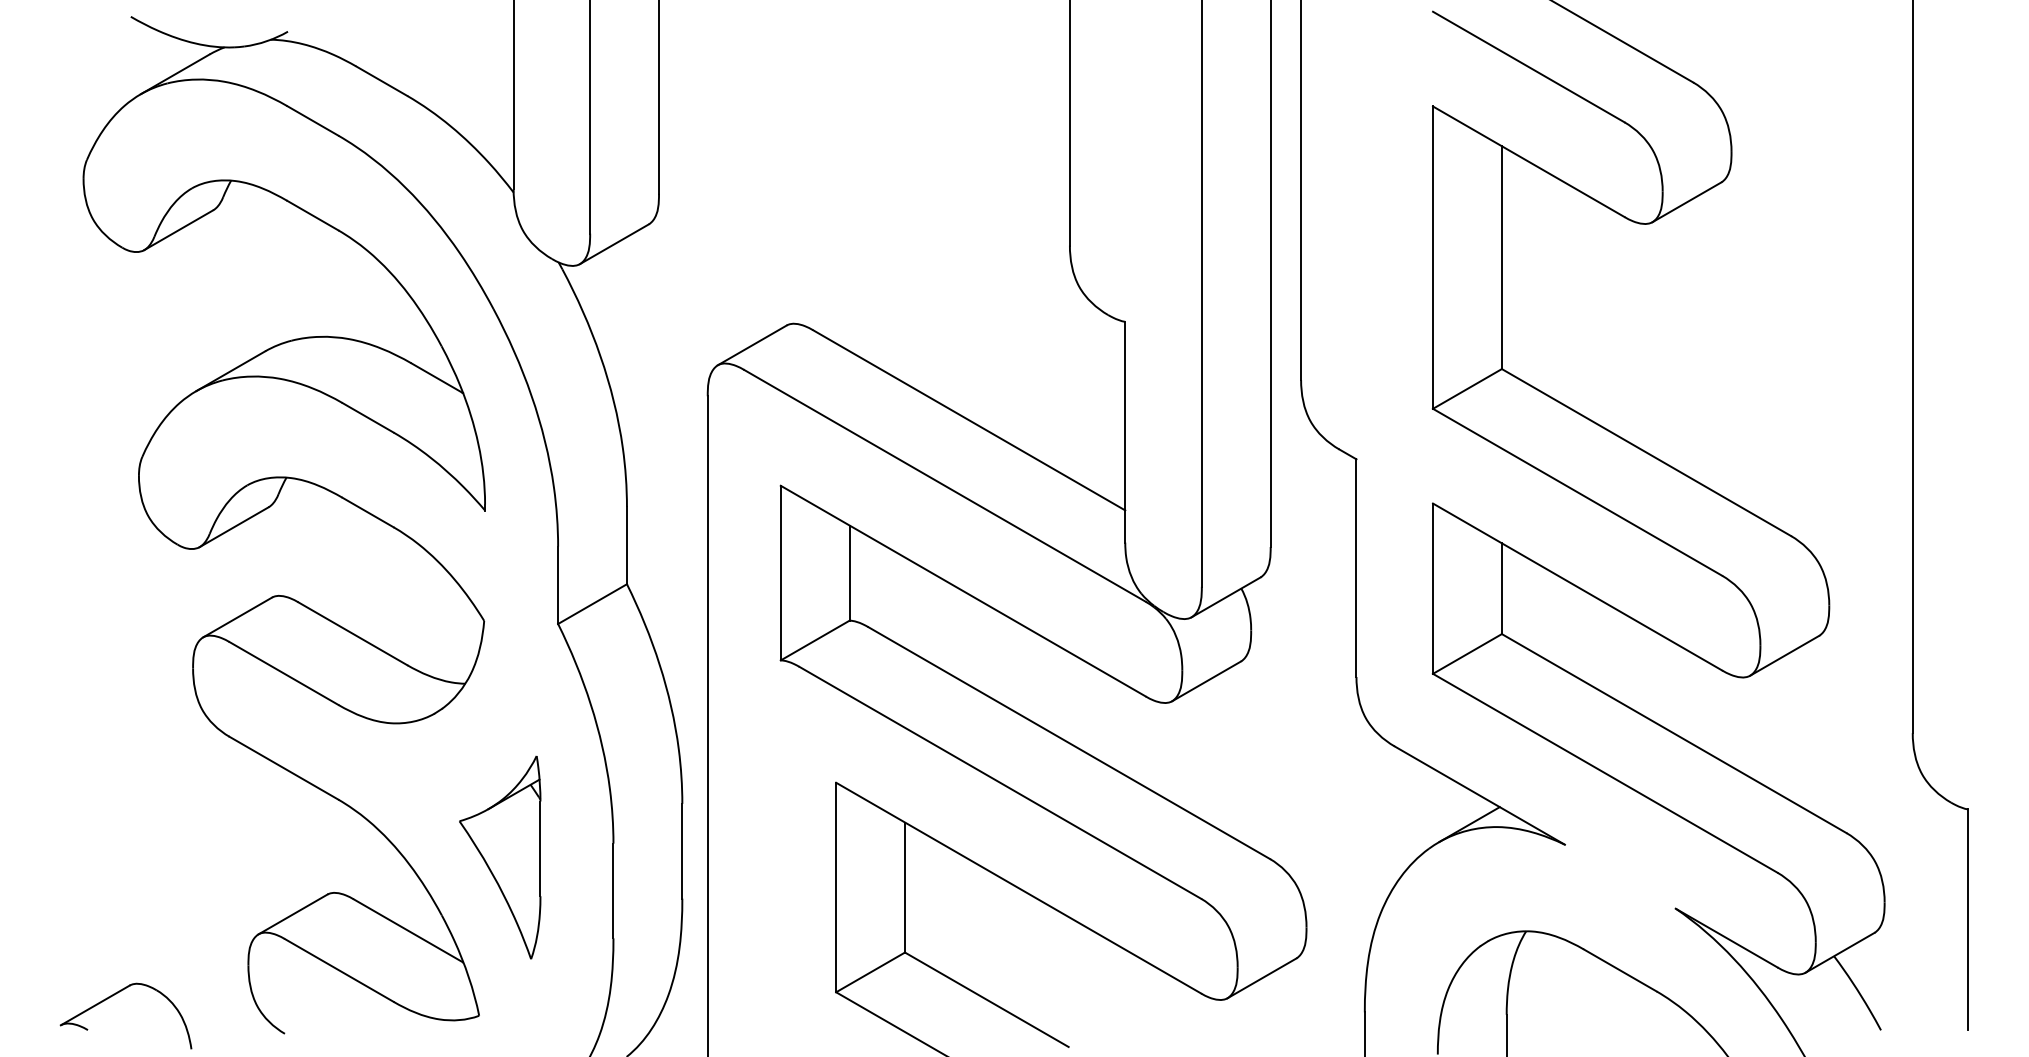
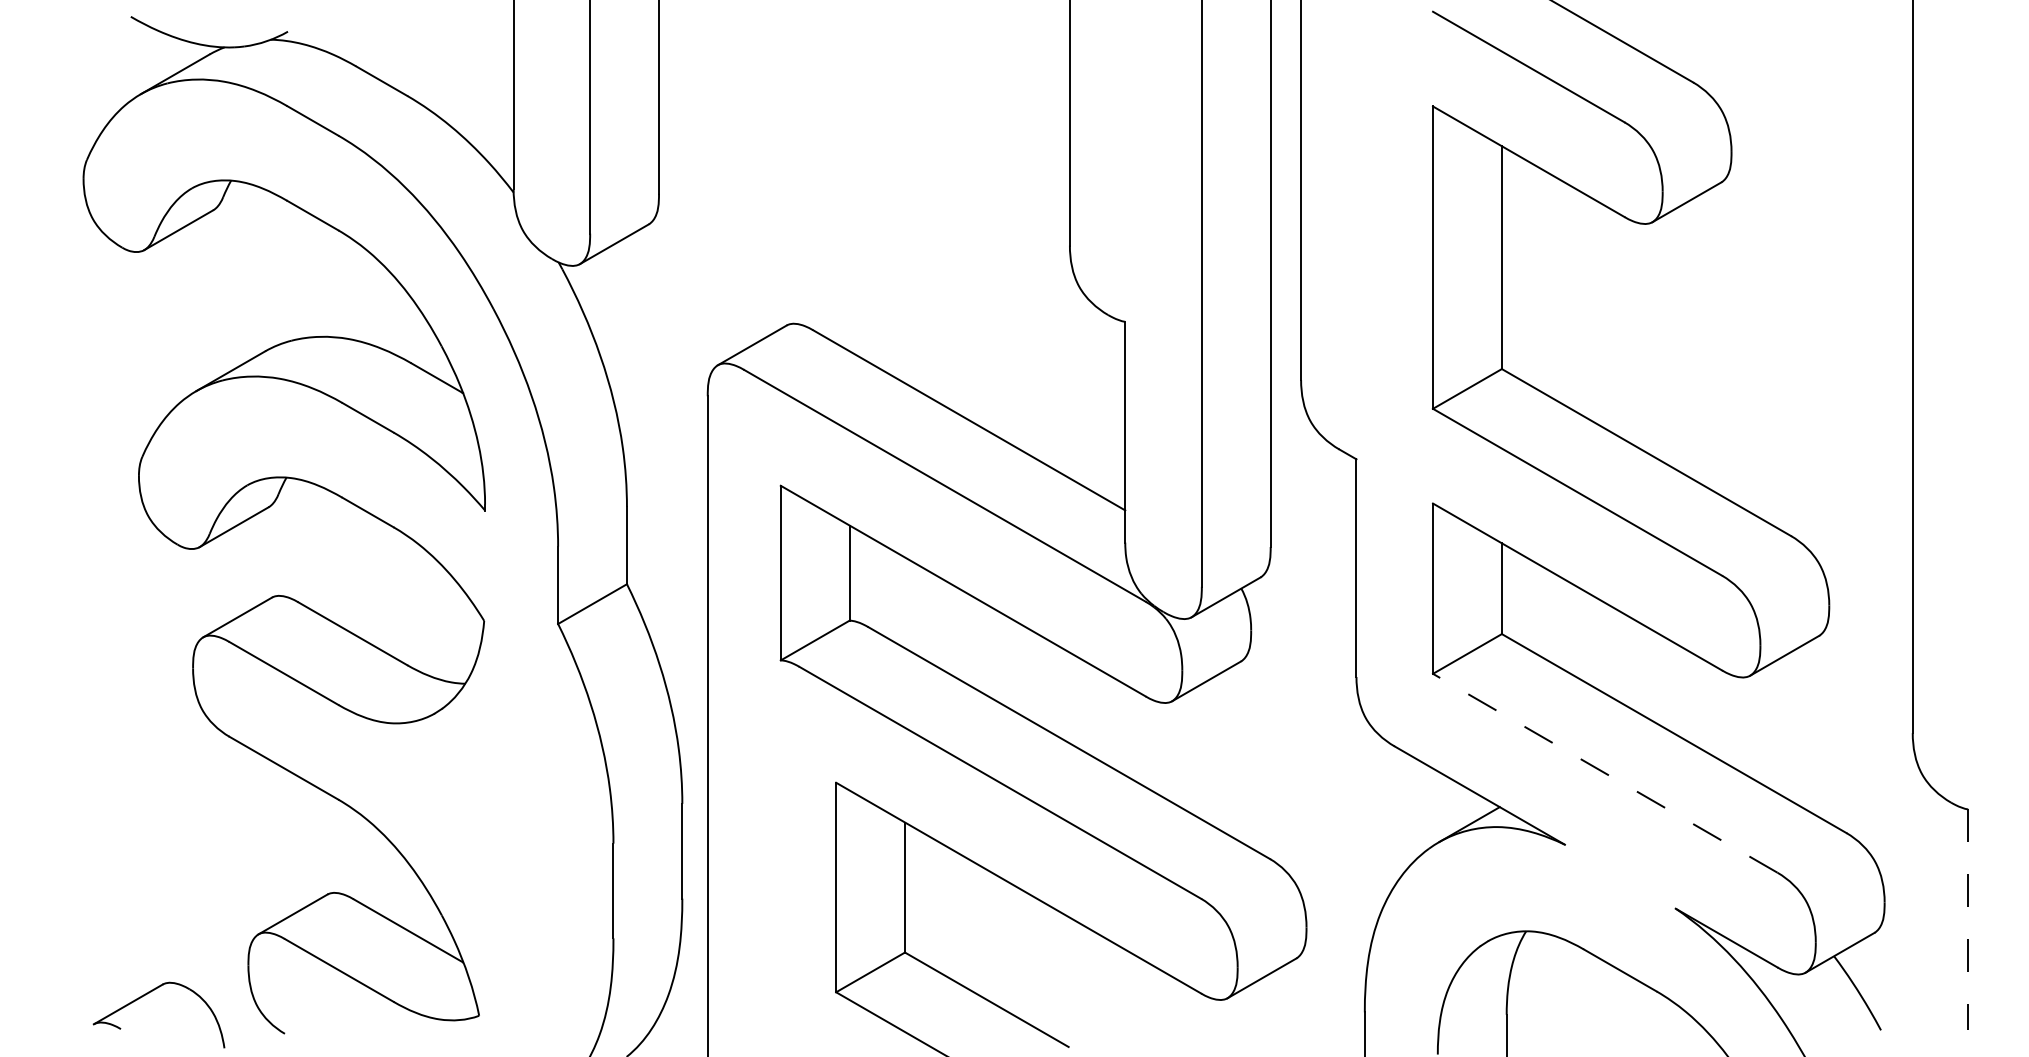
line: solid -> dashed (1605, 773)
part: present -> none (500, 857)
line: solid -> dashed (1968, 920)
part position: (111, 997) -> (144, 996) (144, 996)
